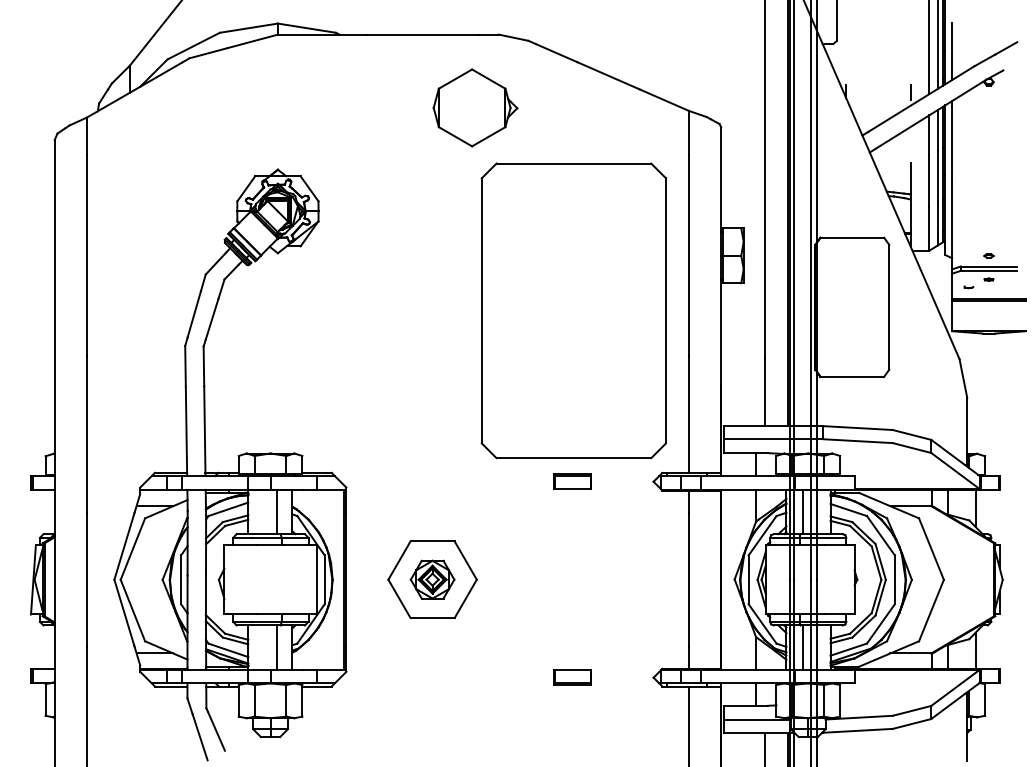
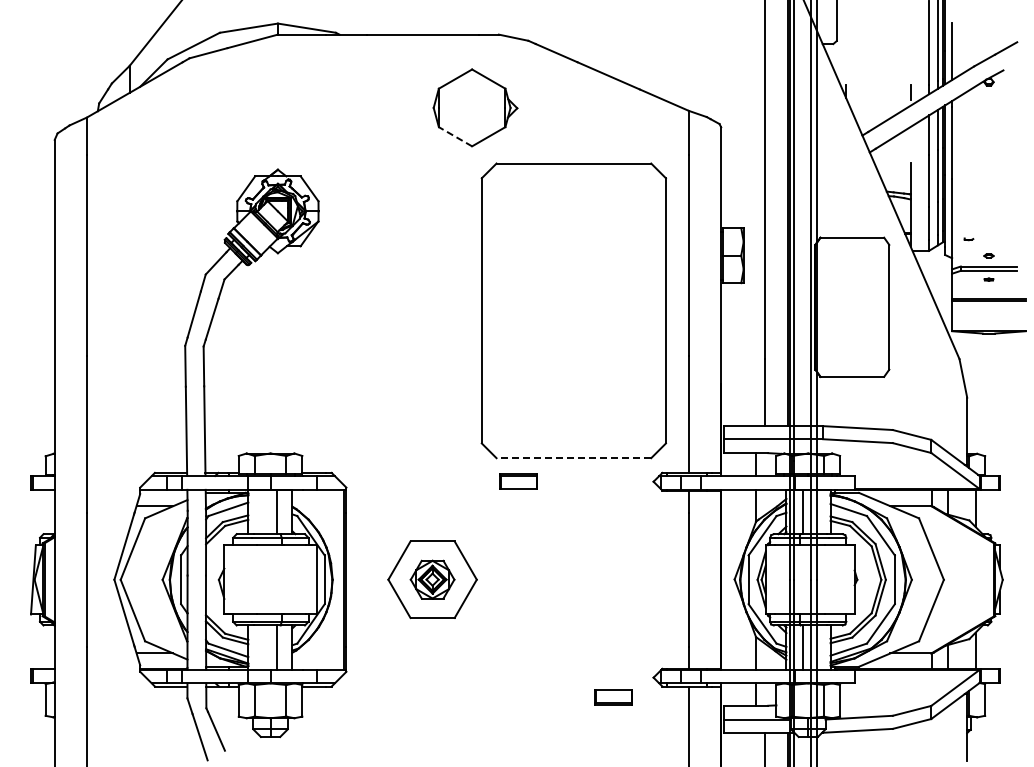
line: solid -> dashed (455, 136)
part position: (968, 287) -> (968, 239) (968, 239)
line: solid -> dashed (573, 458)
part position: (572, 481) -> (518, 481) (518, 481)
part position: (572, 677) -> (613, 697) (613, 697)
